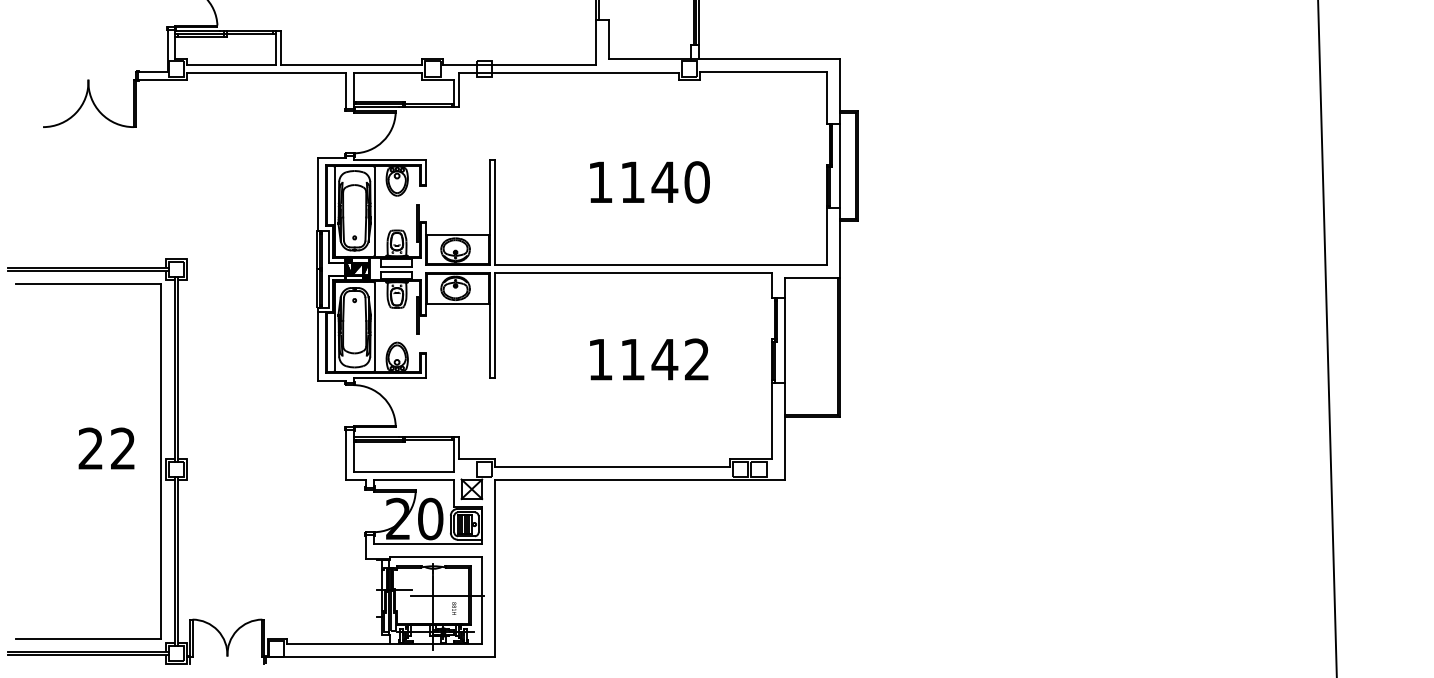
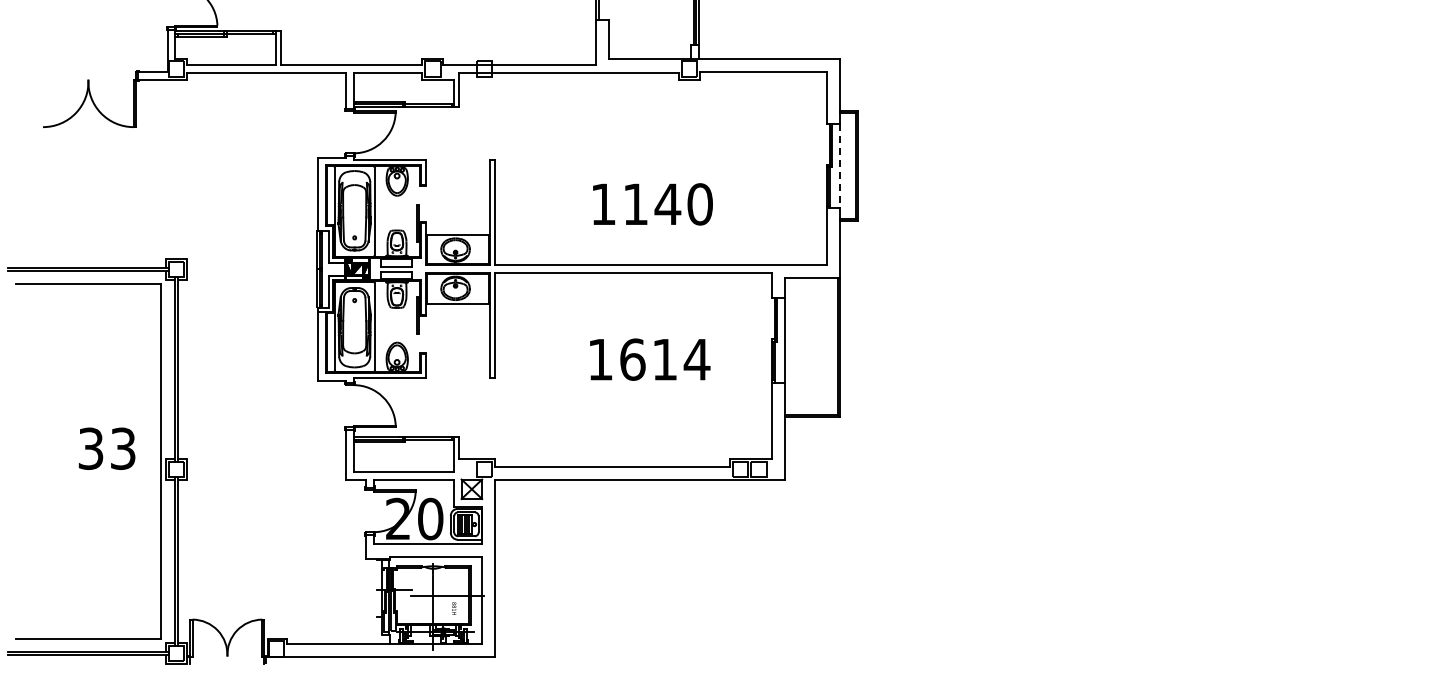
line: solid -> dashed (839, 166)
text position: (649, 182) -> (652, 204) (652, 204)
line: present -> none (1327, 338)
text: 1142 -> 1614 (665, 359)
text: 22 -> 33 (106, 448)
